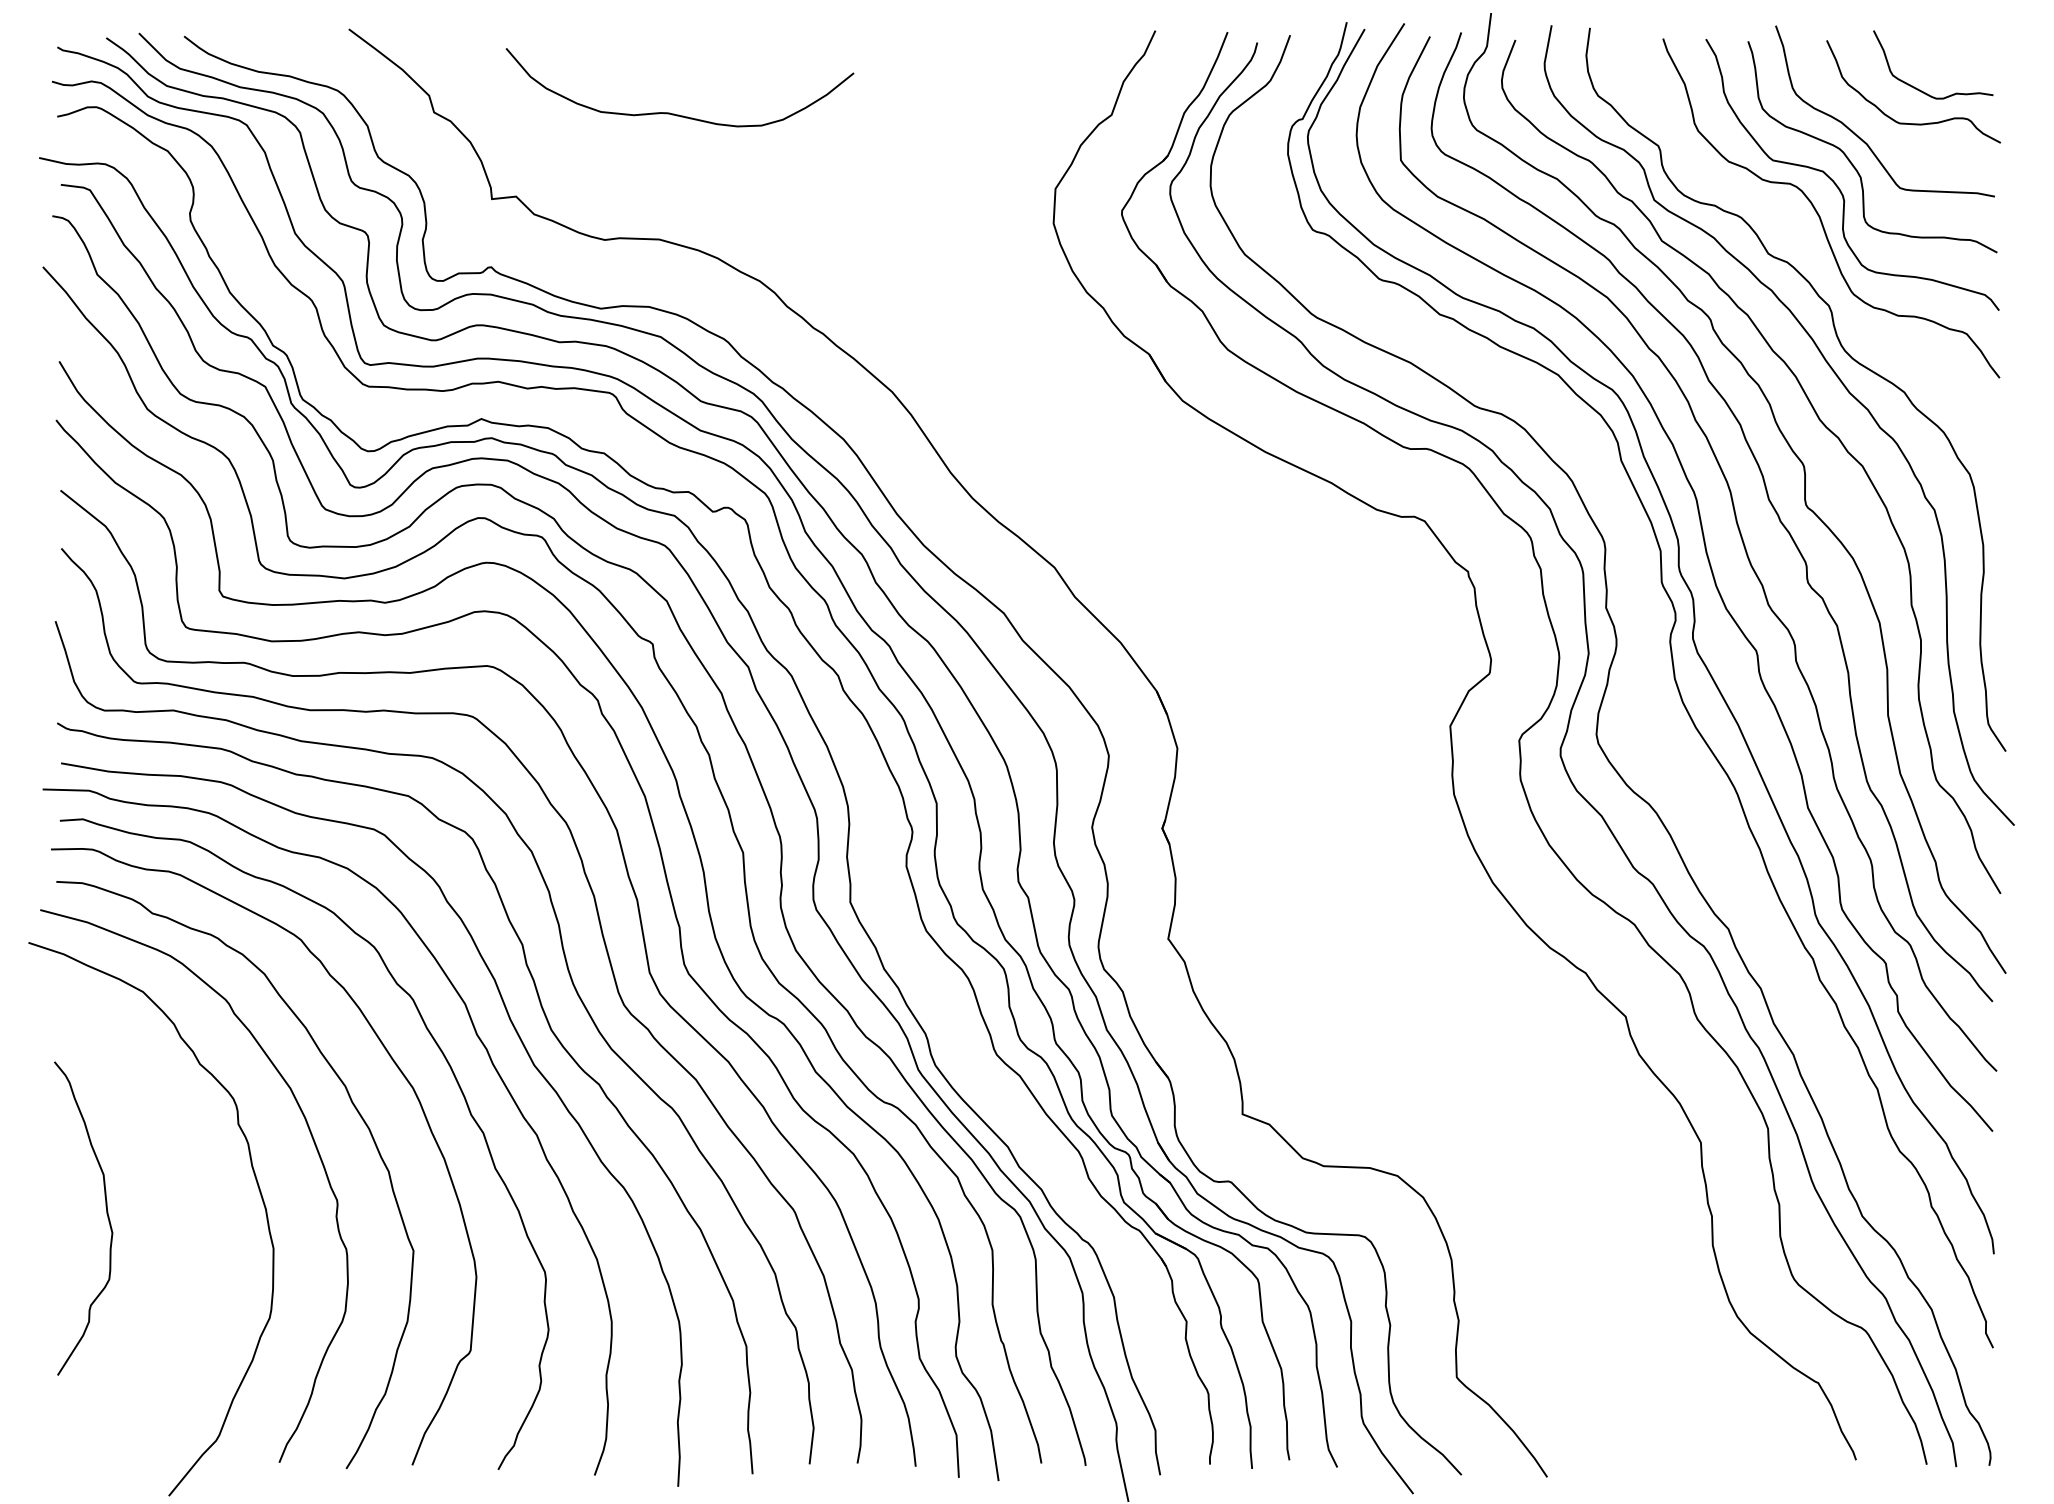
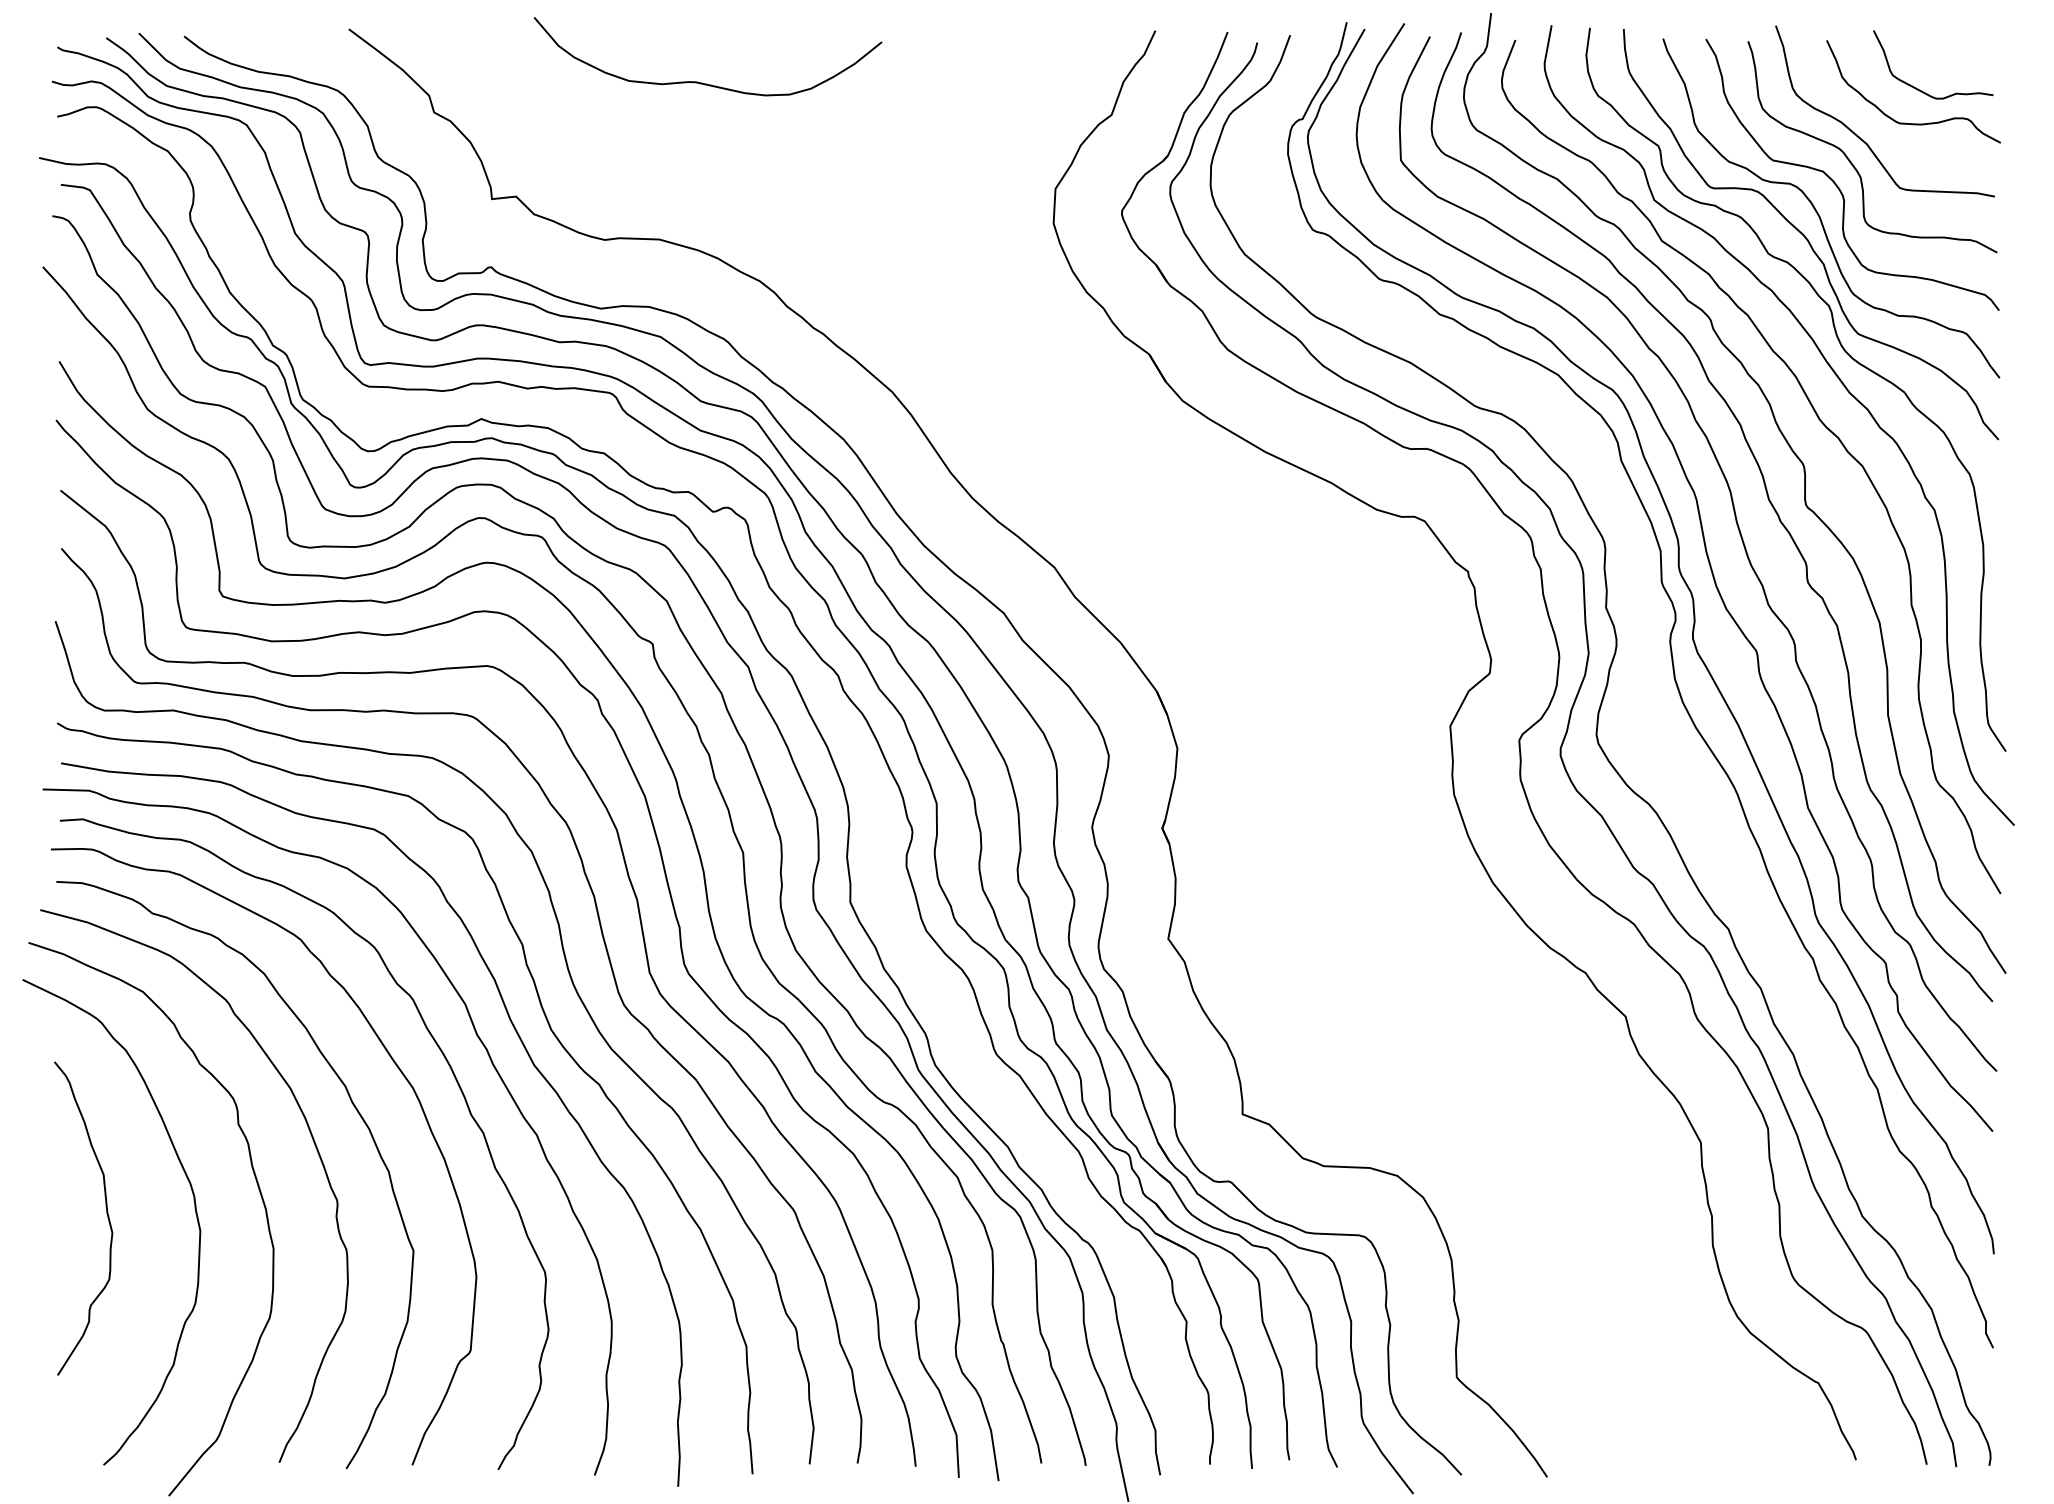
curve position: (674, 113) -> (702, 82) (702, 82)
curve: none -> present (1807, 238)
curve: none -> present (194, 1208)
